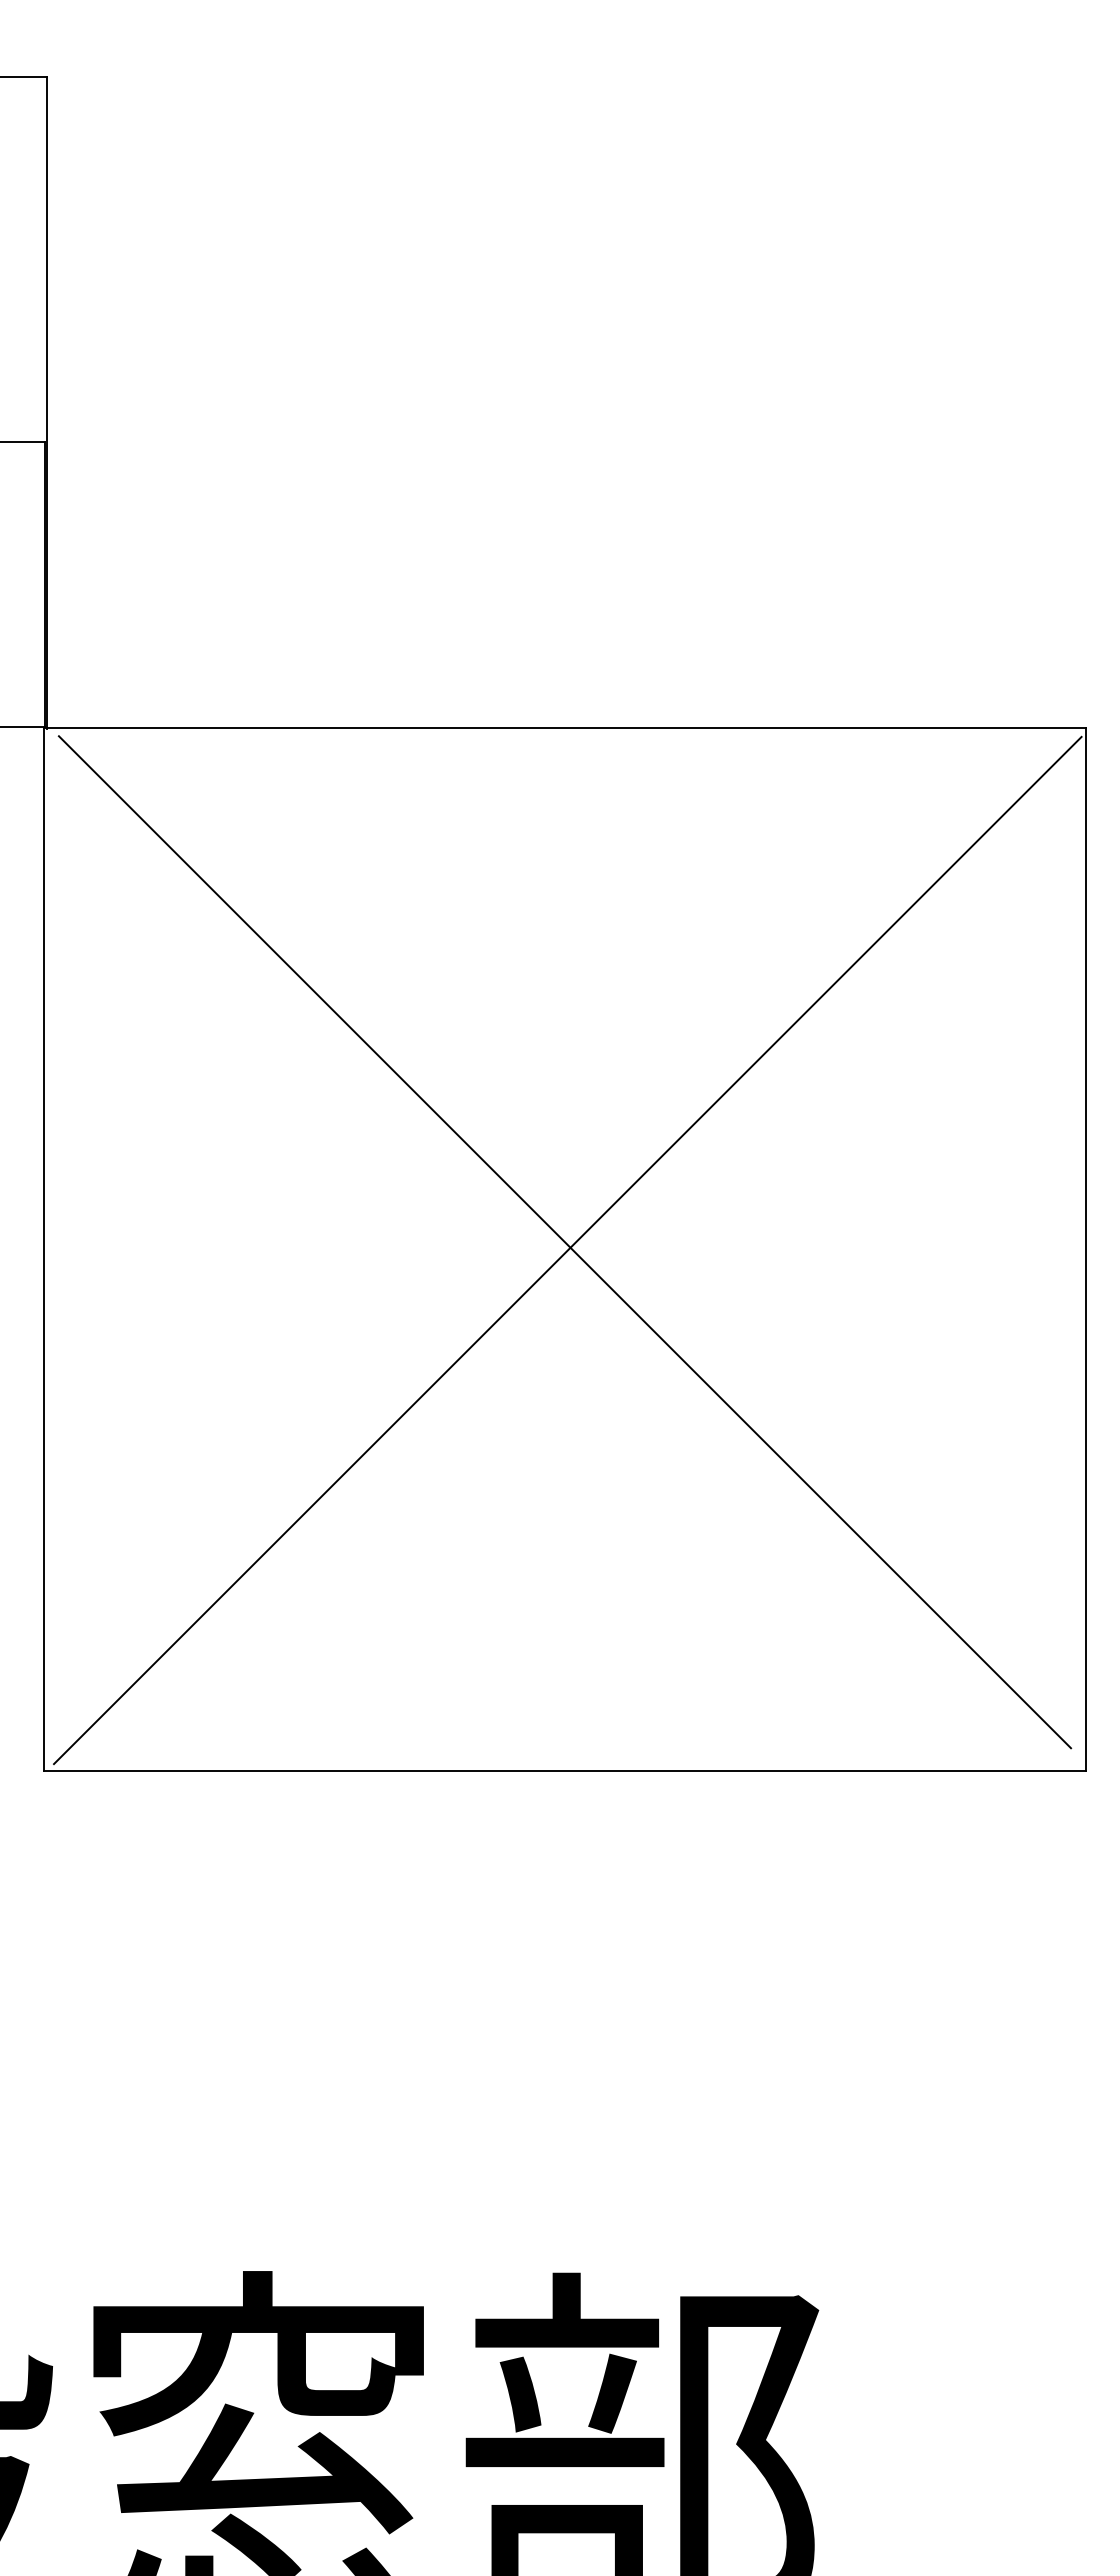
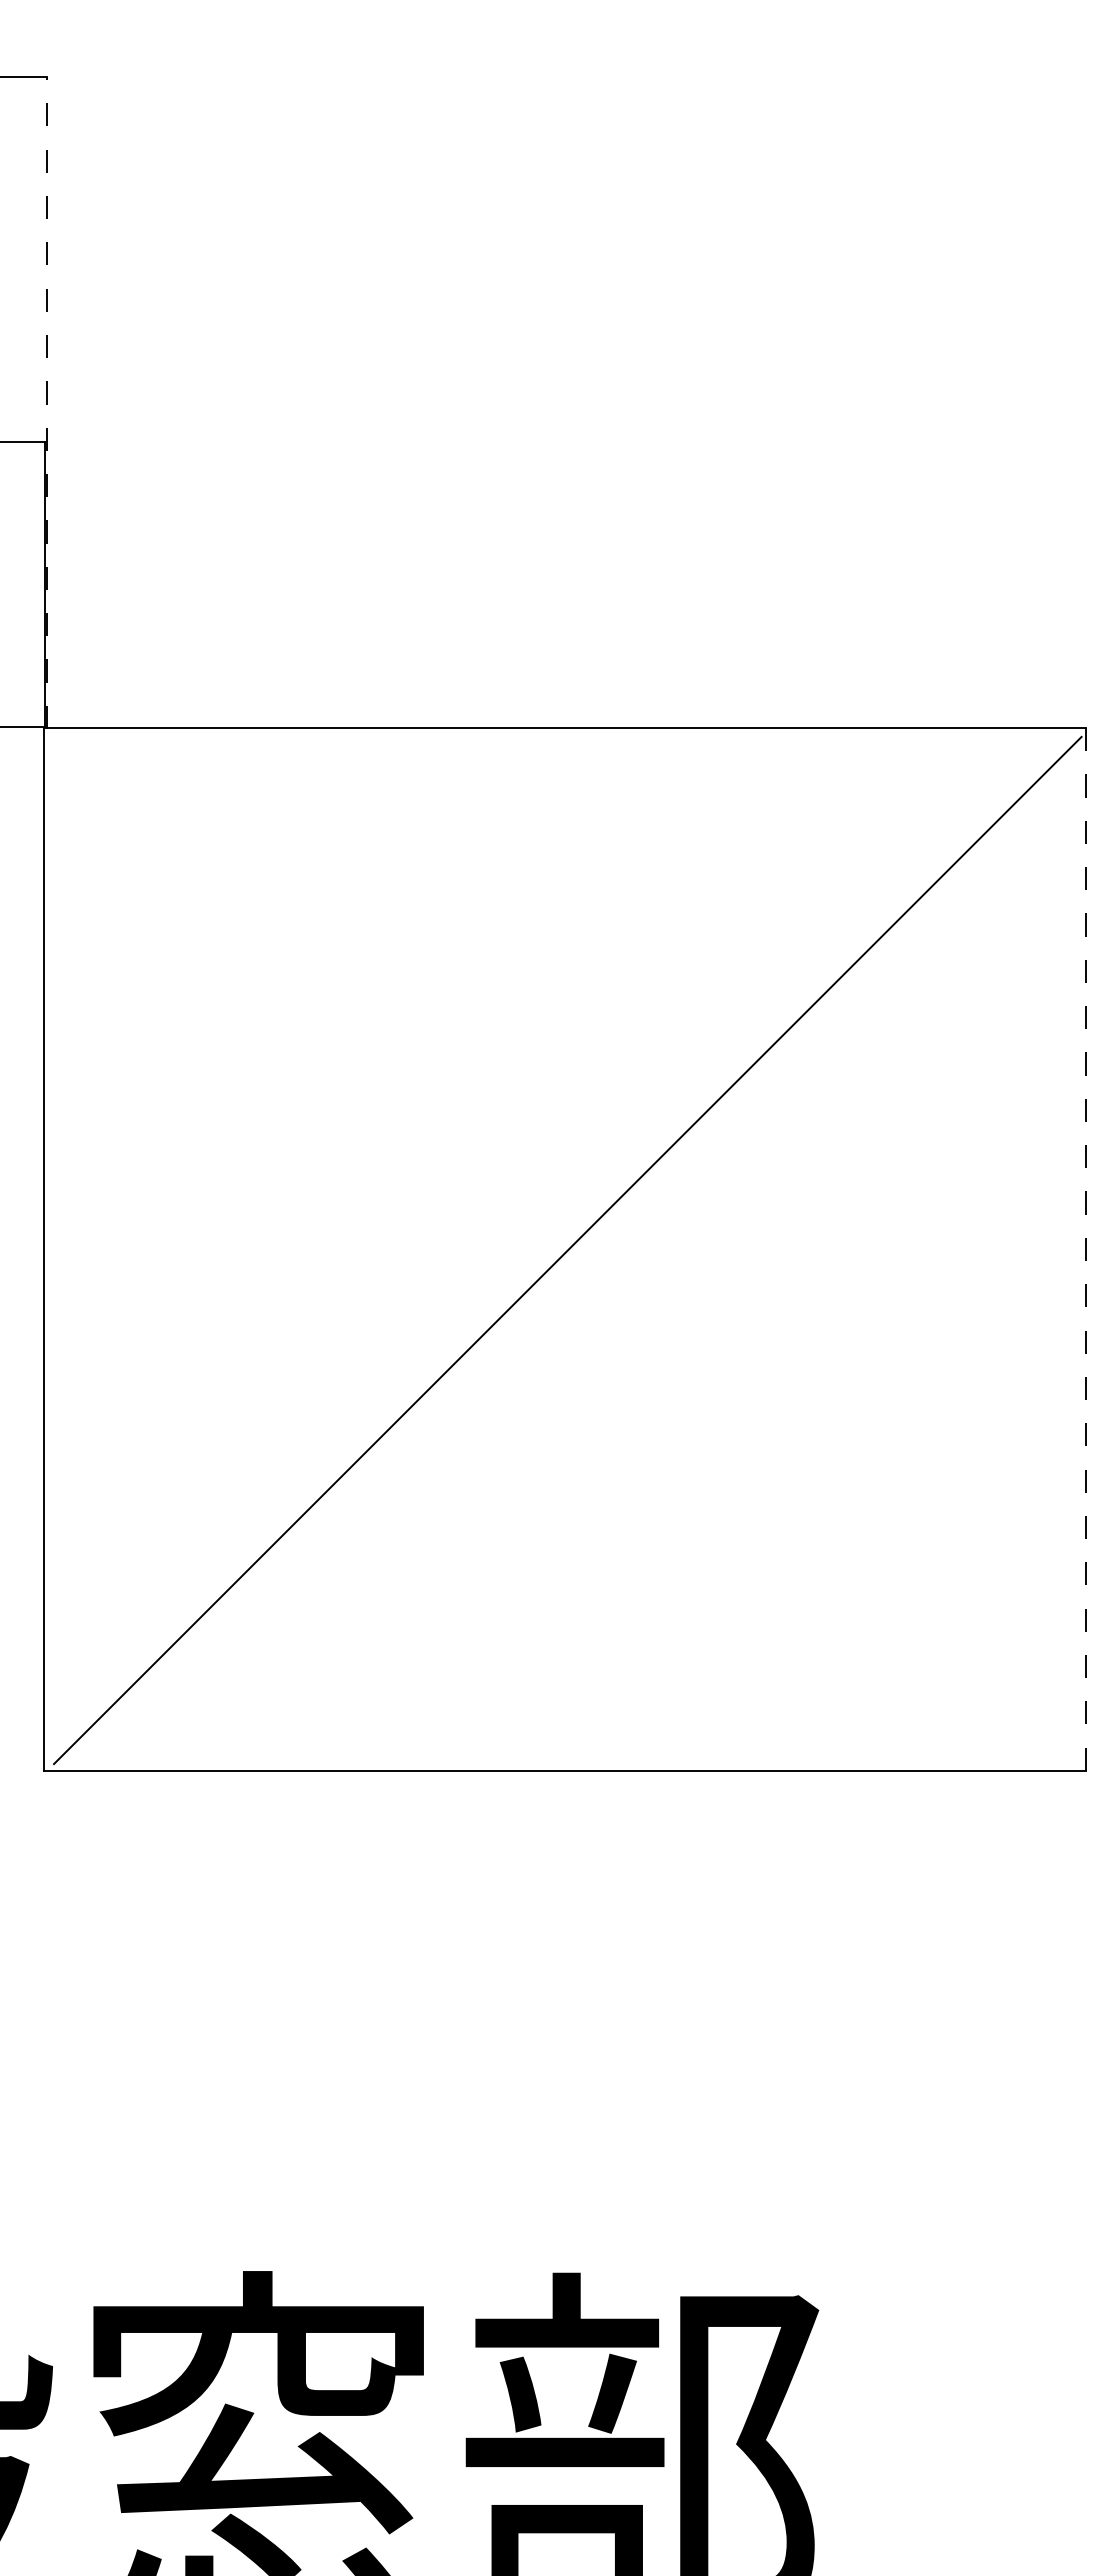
line: solid -> dashed (46, 403)
line: present -> none (564, 1242)
line: solid -> dashed (1086, 1248)
